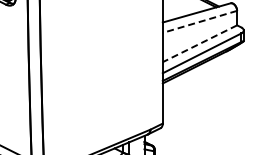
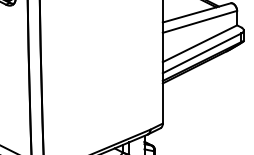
line: dashed -> solid (199, 21)
line: dashed -> solid (199, 43)
